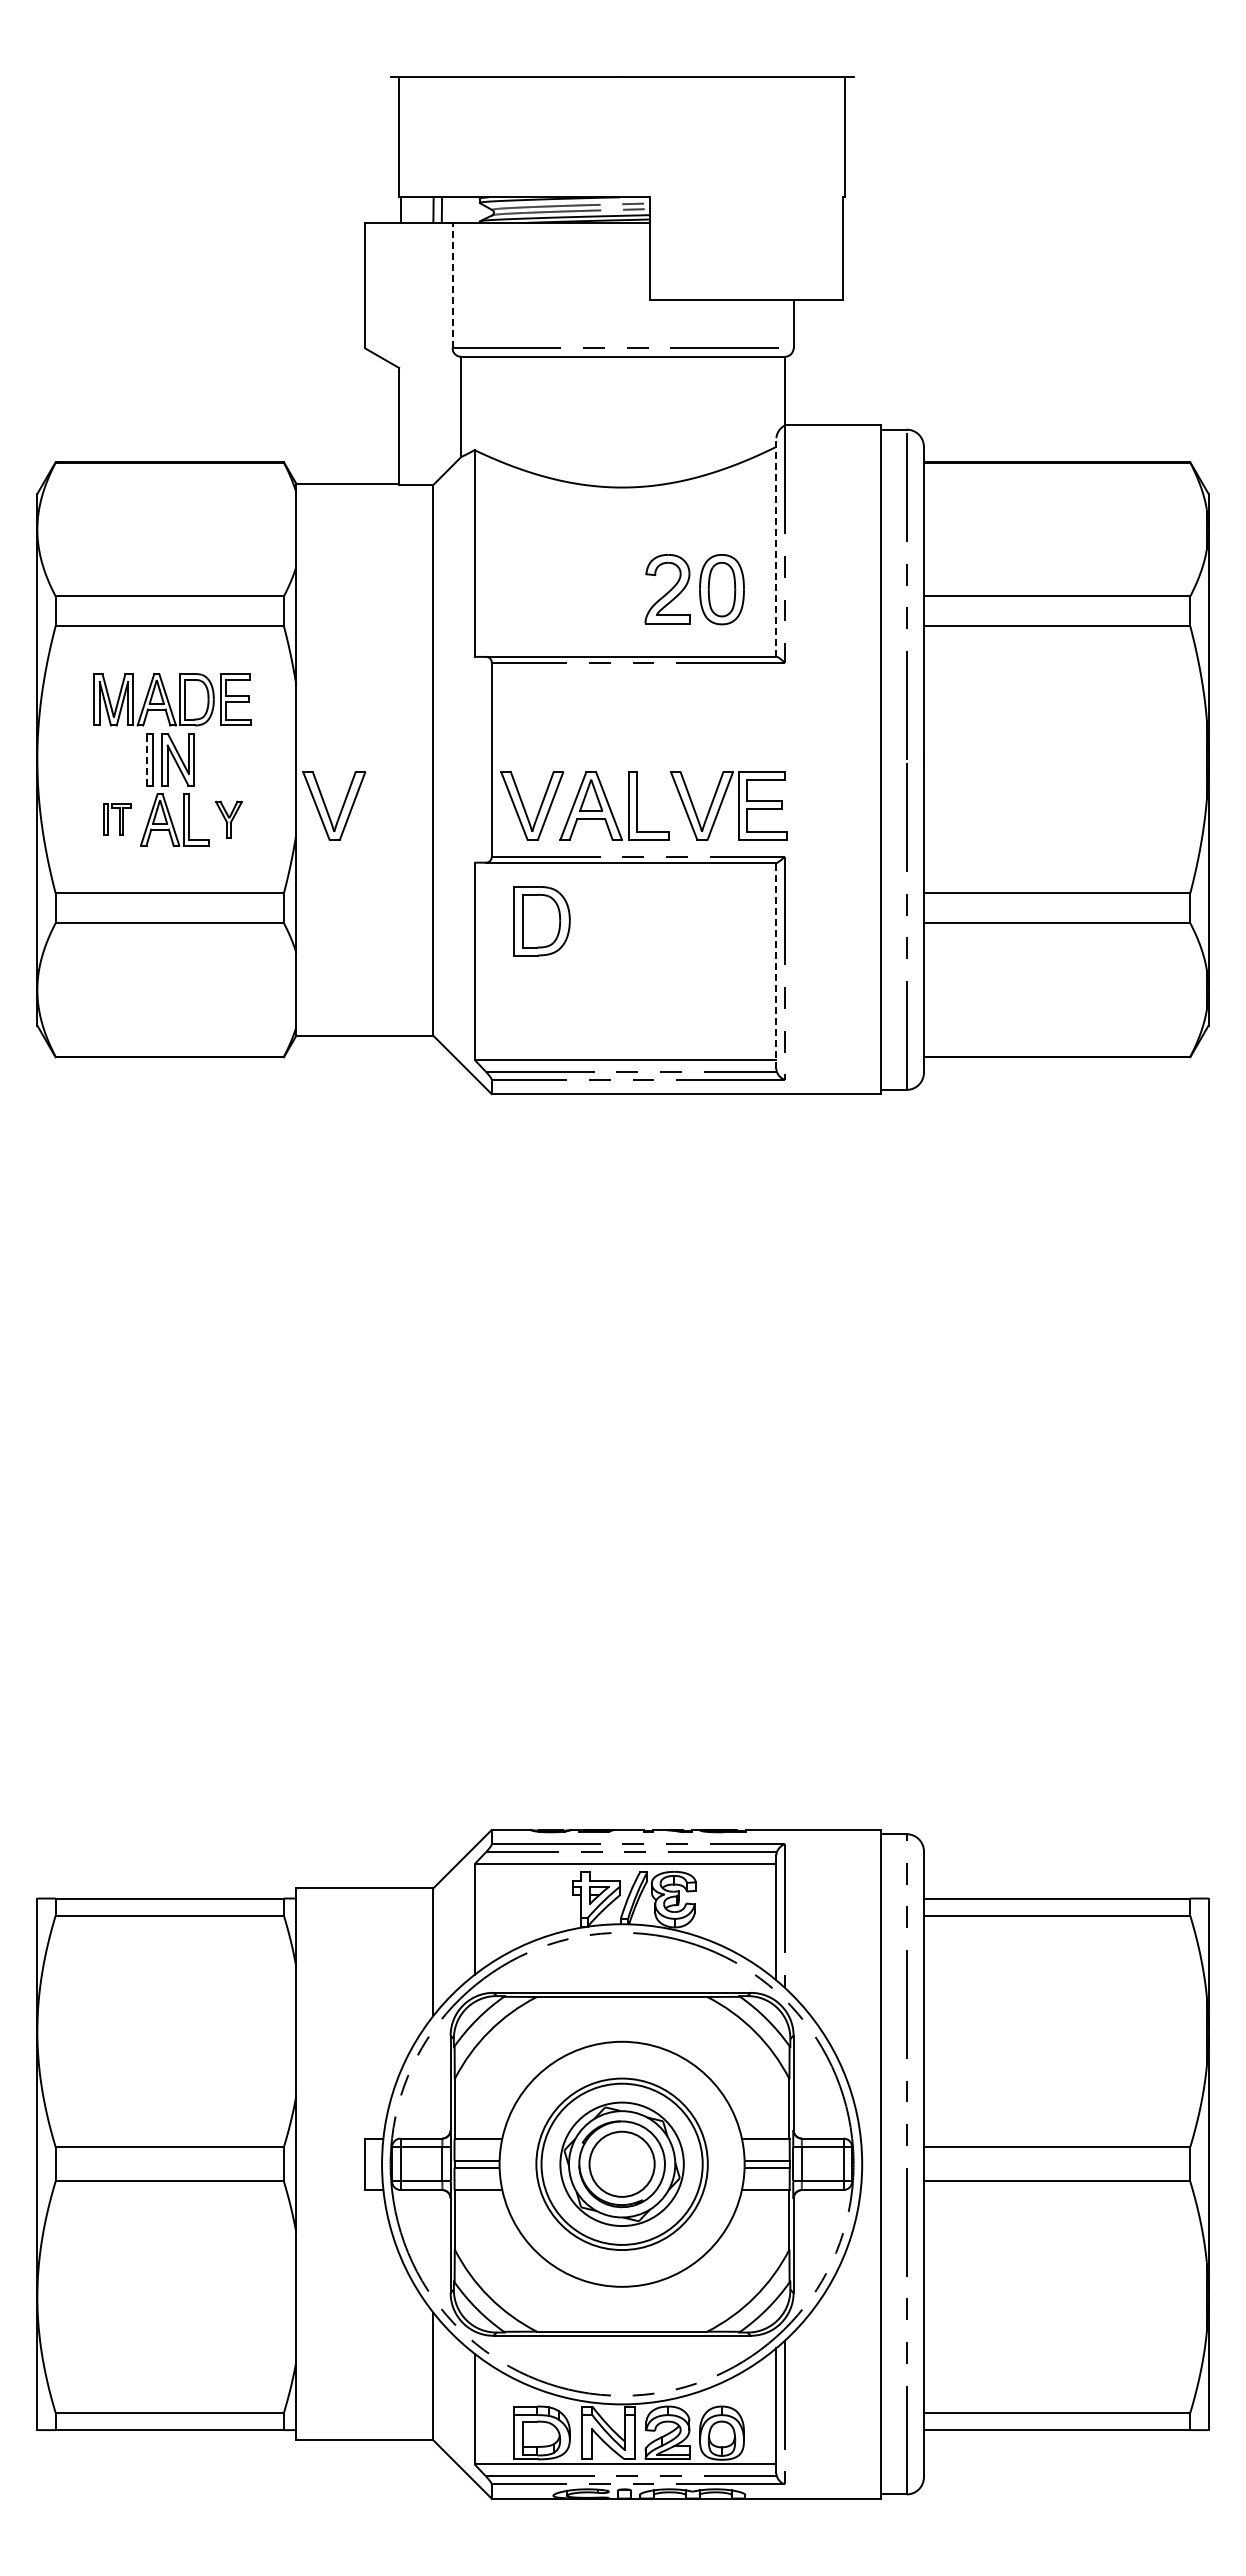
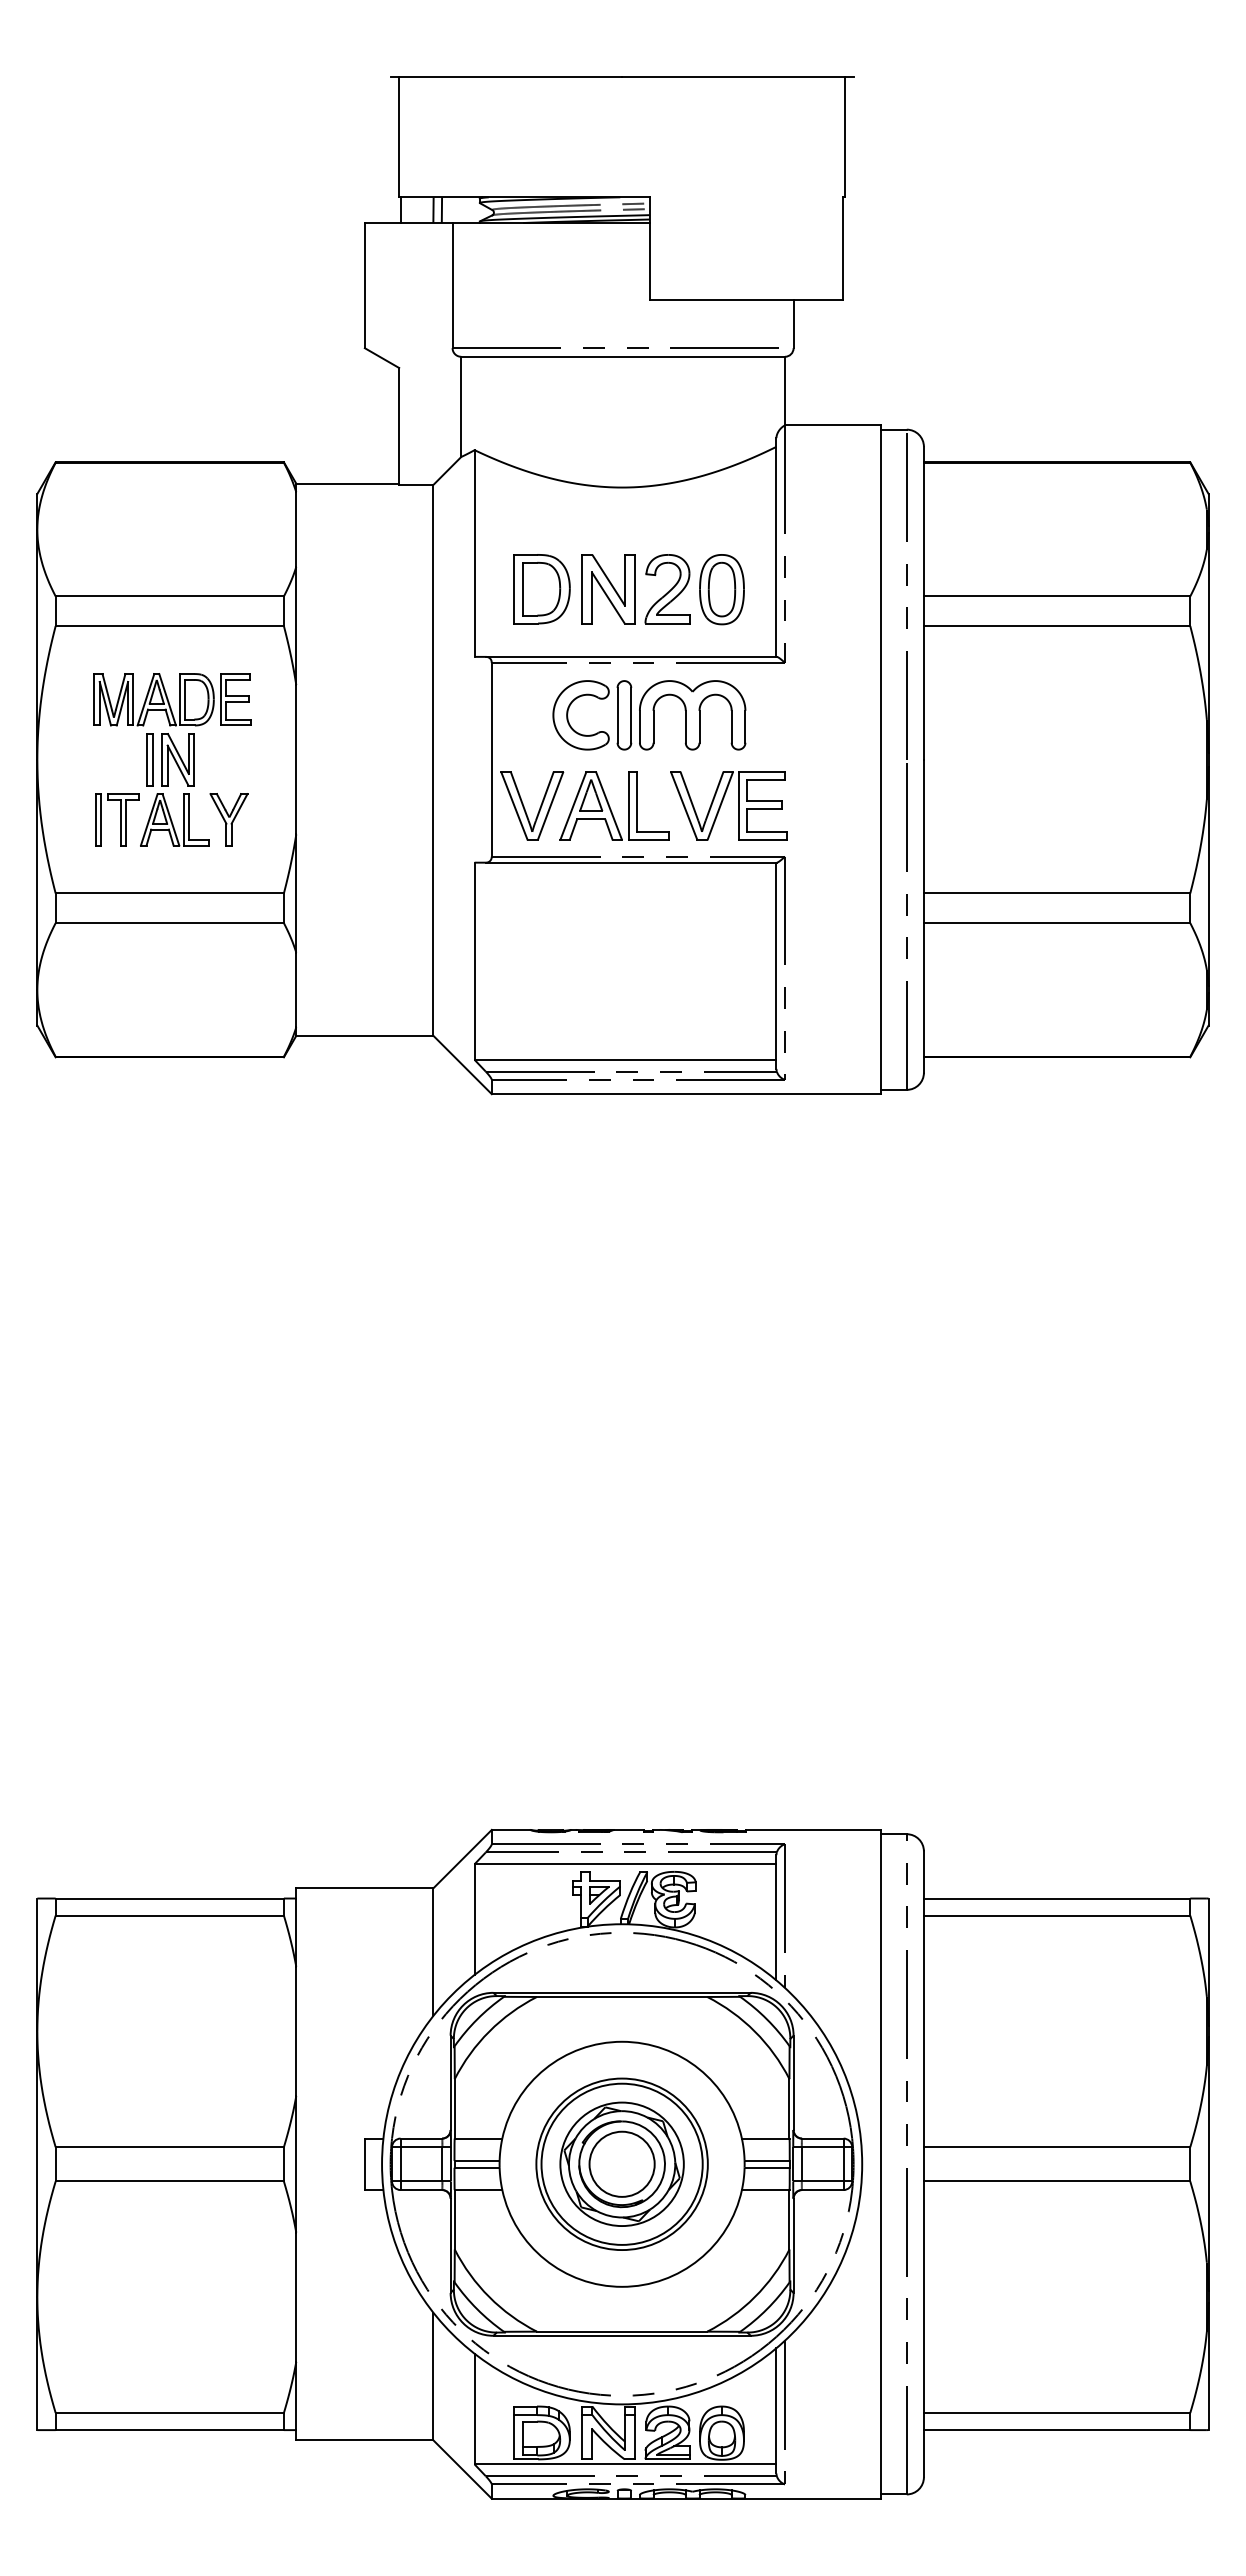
line: dashed -> solid (452, 285)
line: dashed -> solid (776, 547)
part: none -> present (608, 589)
part: none -> present (649, 715)
line: dashed -> solid (147, 759)
part: present -> none (341, 807)
part size: 29x33 px -> 45x54 px (117, 819)
part size: 28x39 px -> 40x54 px (228, 819)
part position: (541, 921) -> (541, 589) (541, 589)
line: dashed -> solid (776, 965)
